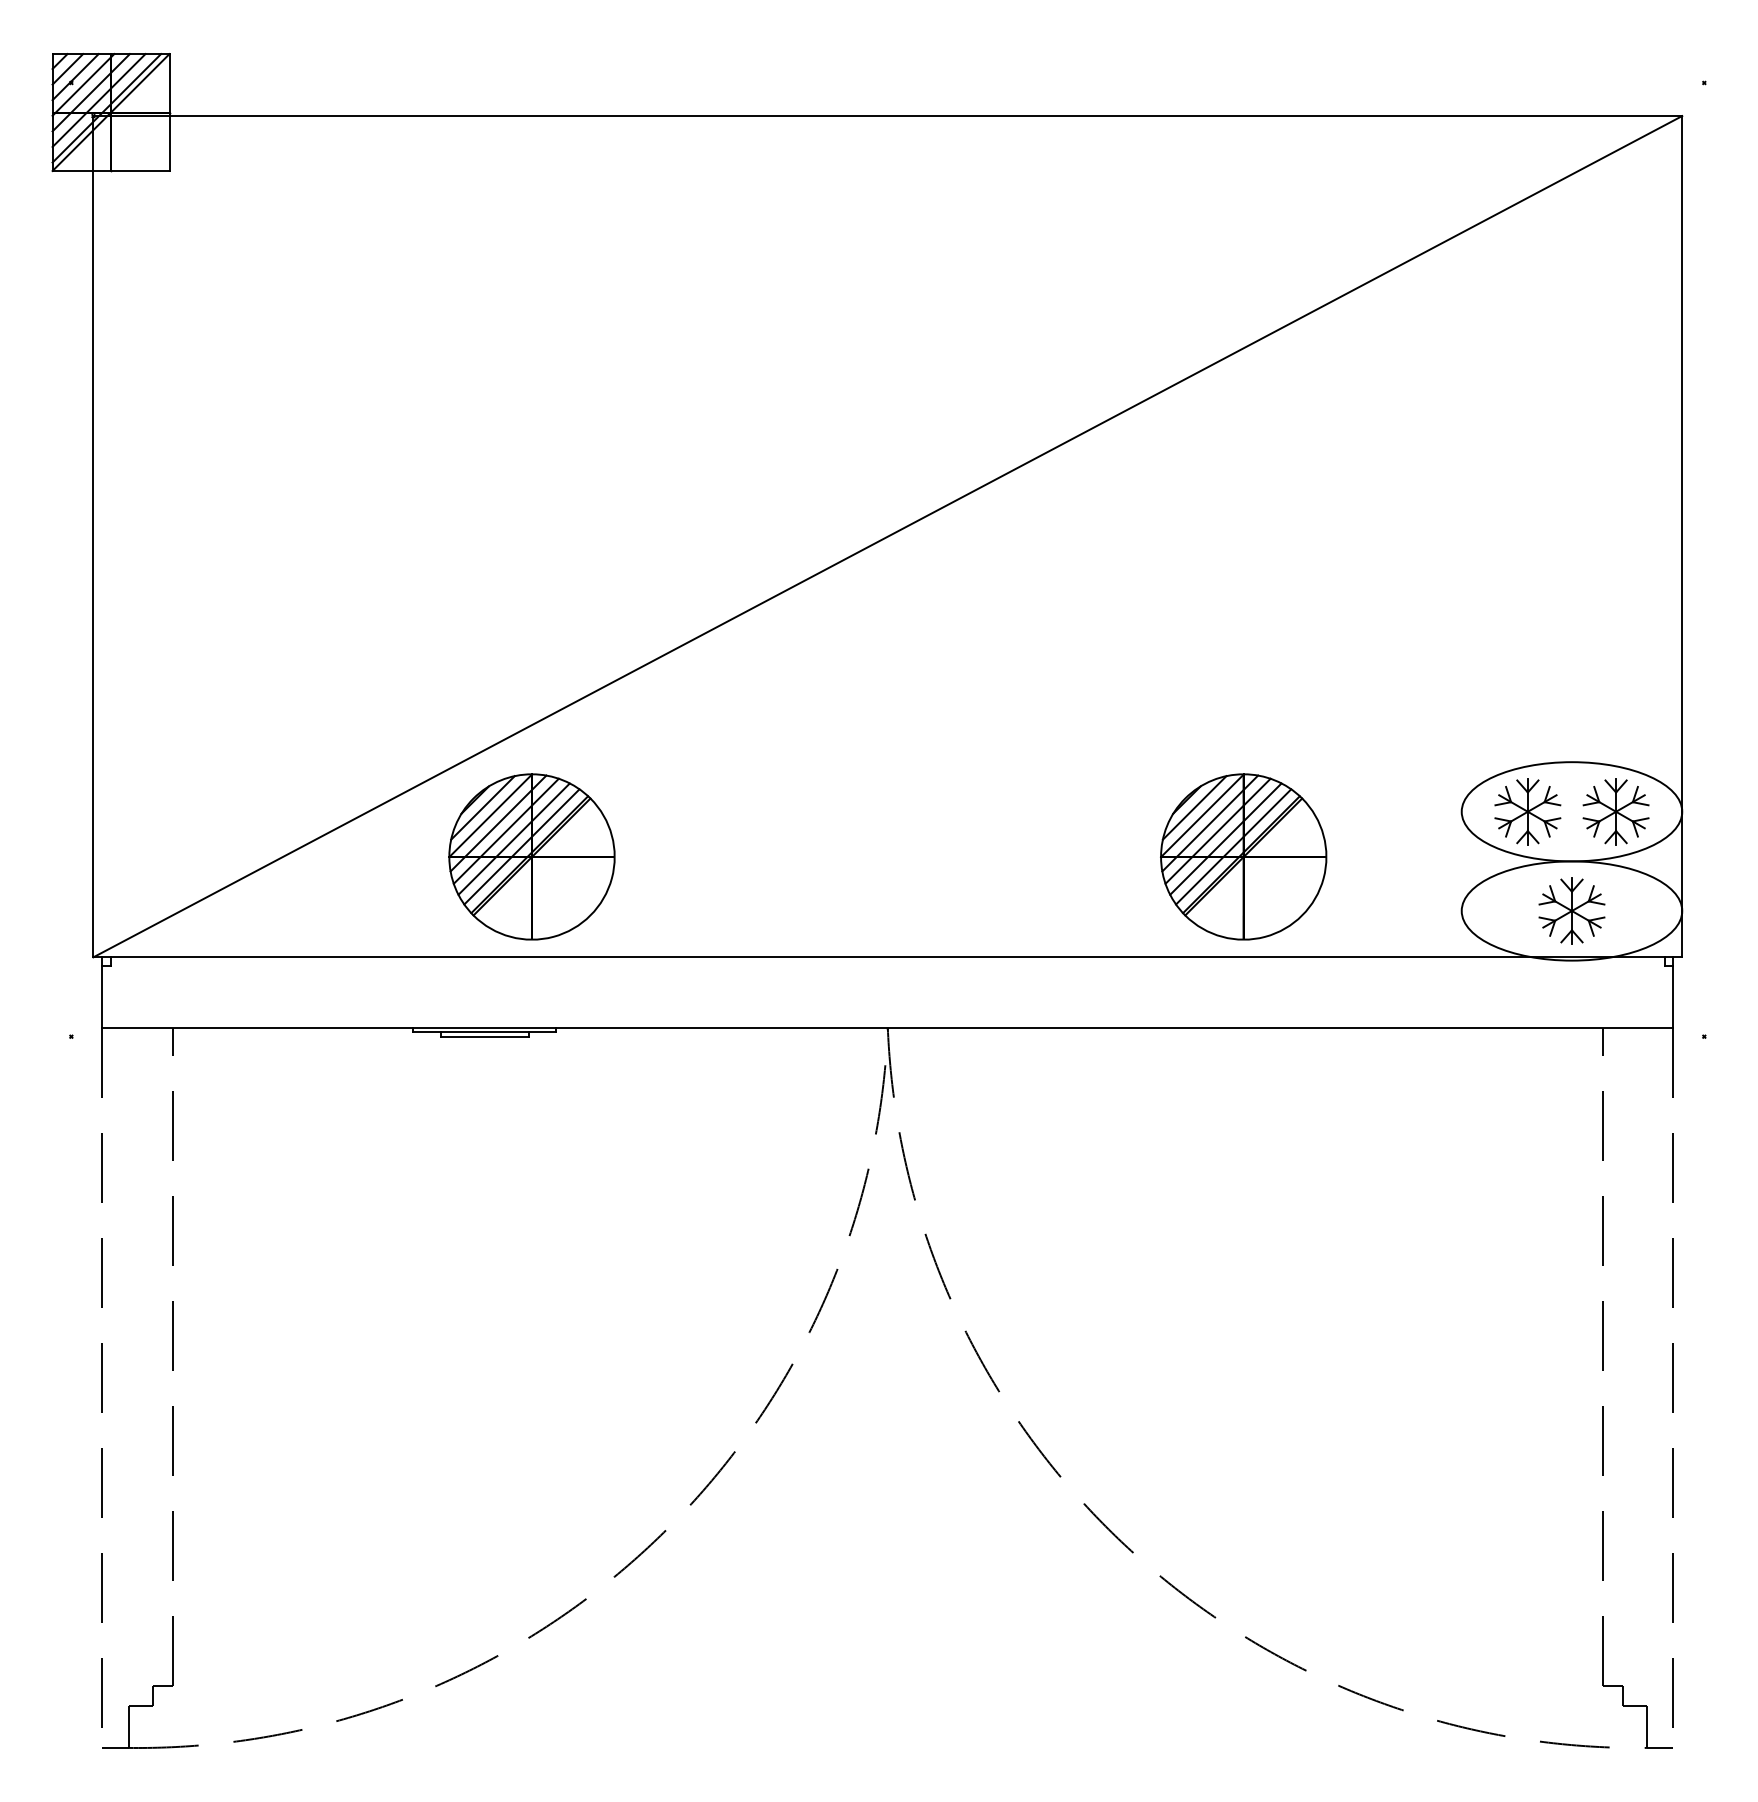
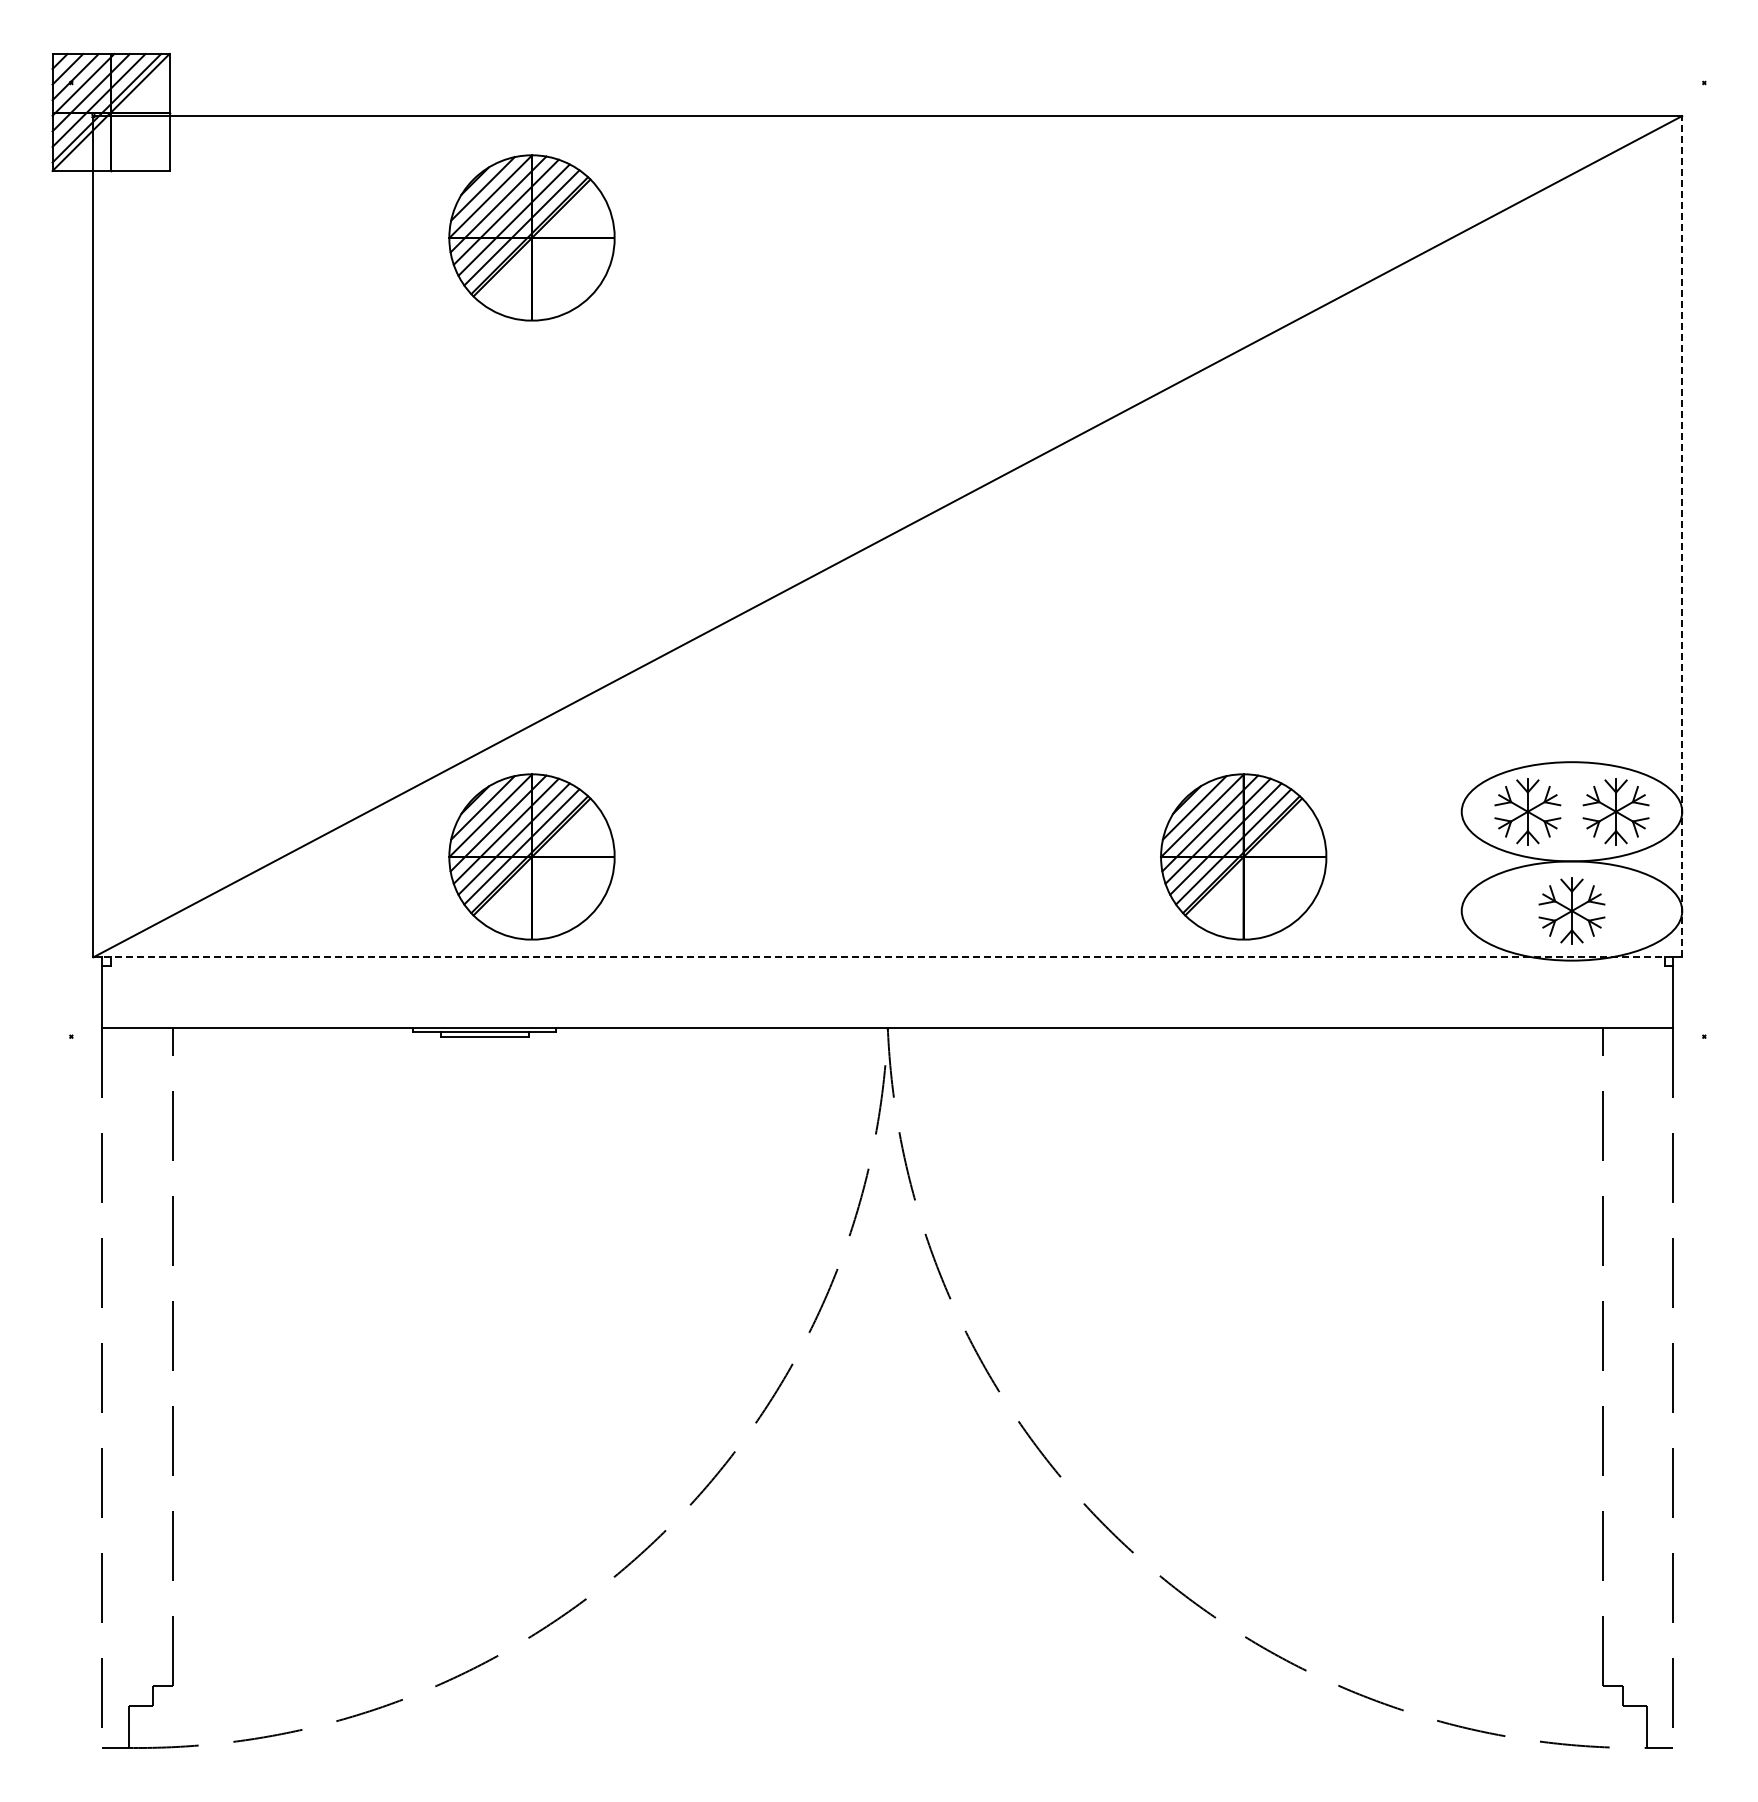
part: none -> present (531, 237)
line: solid -> dashed (1682, 536)
line: solid -> dashed (887, 957)
